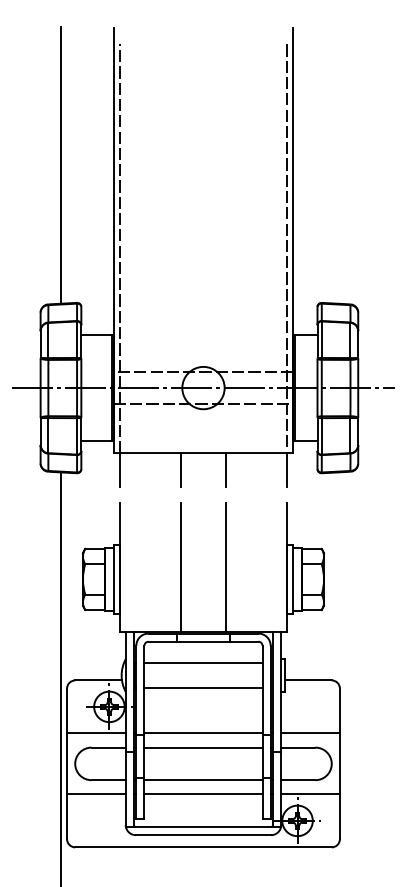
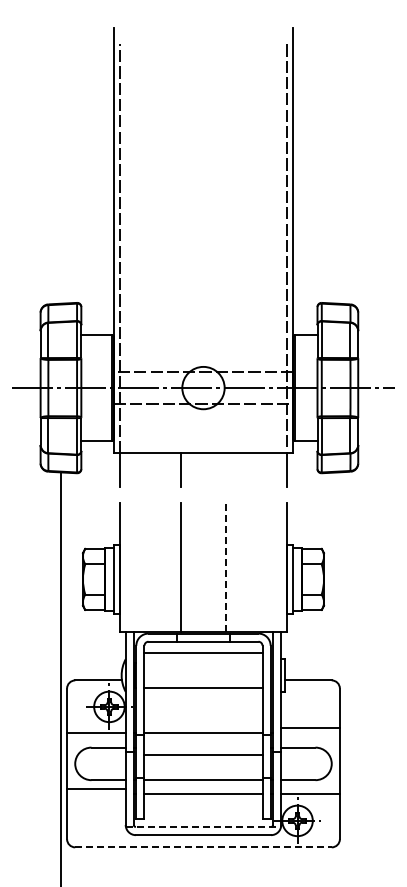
line: present -> none (60, 164)
line: present -> none (225, 469)
line: solid -> dashed (225, 567)
line position: (203, 663) -> (203, 653) (203, 653)
line position: (310, 733) -> (310, 728) (310, 728)
line position: (203, 747) -> (203, 754) (203, 754)
line position: (96, 794) -> (96, 789) (96, 789)
line: solid -> dashed (203, 827)
line: solid -> dashed (203, 847)
